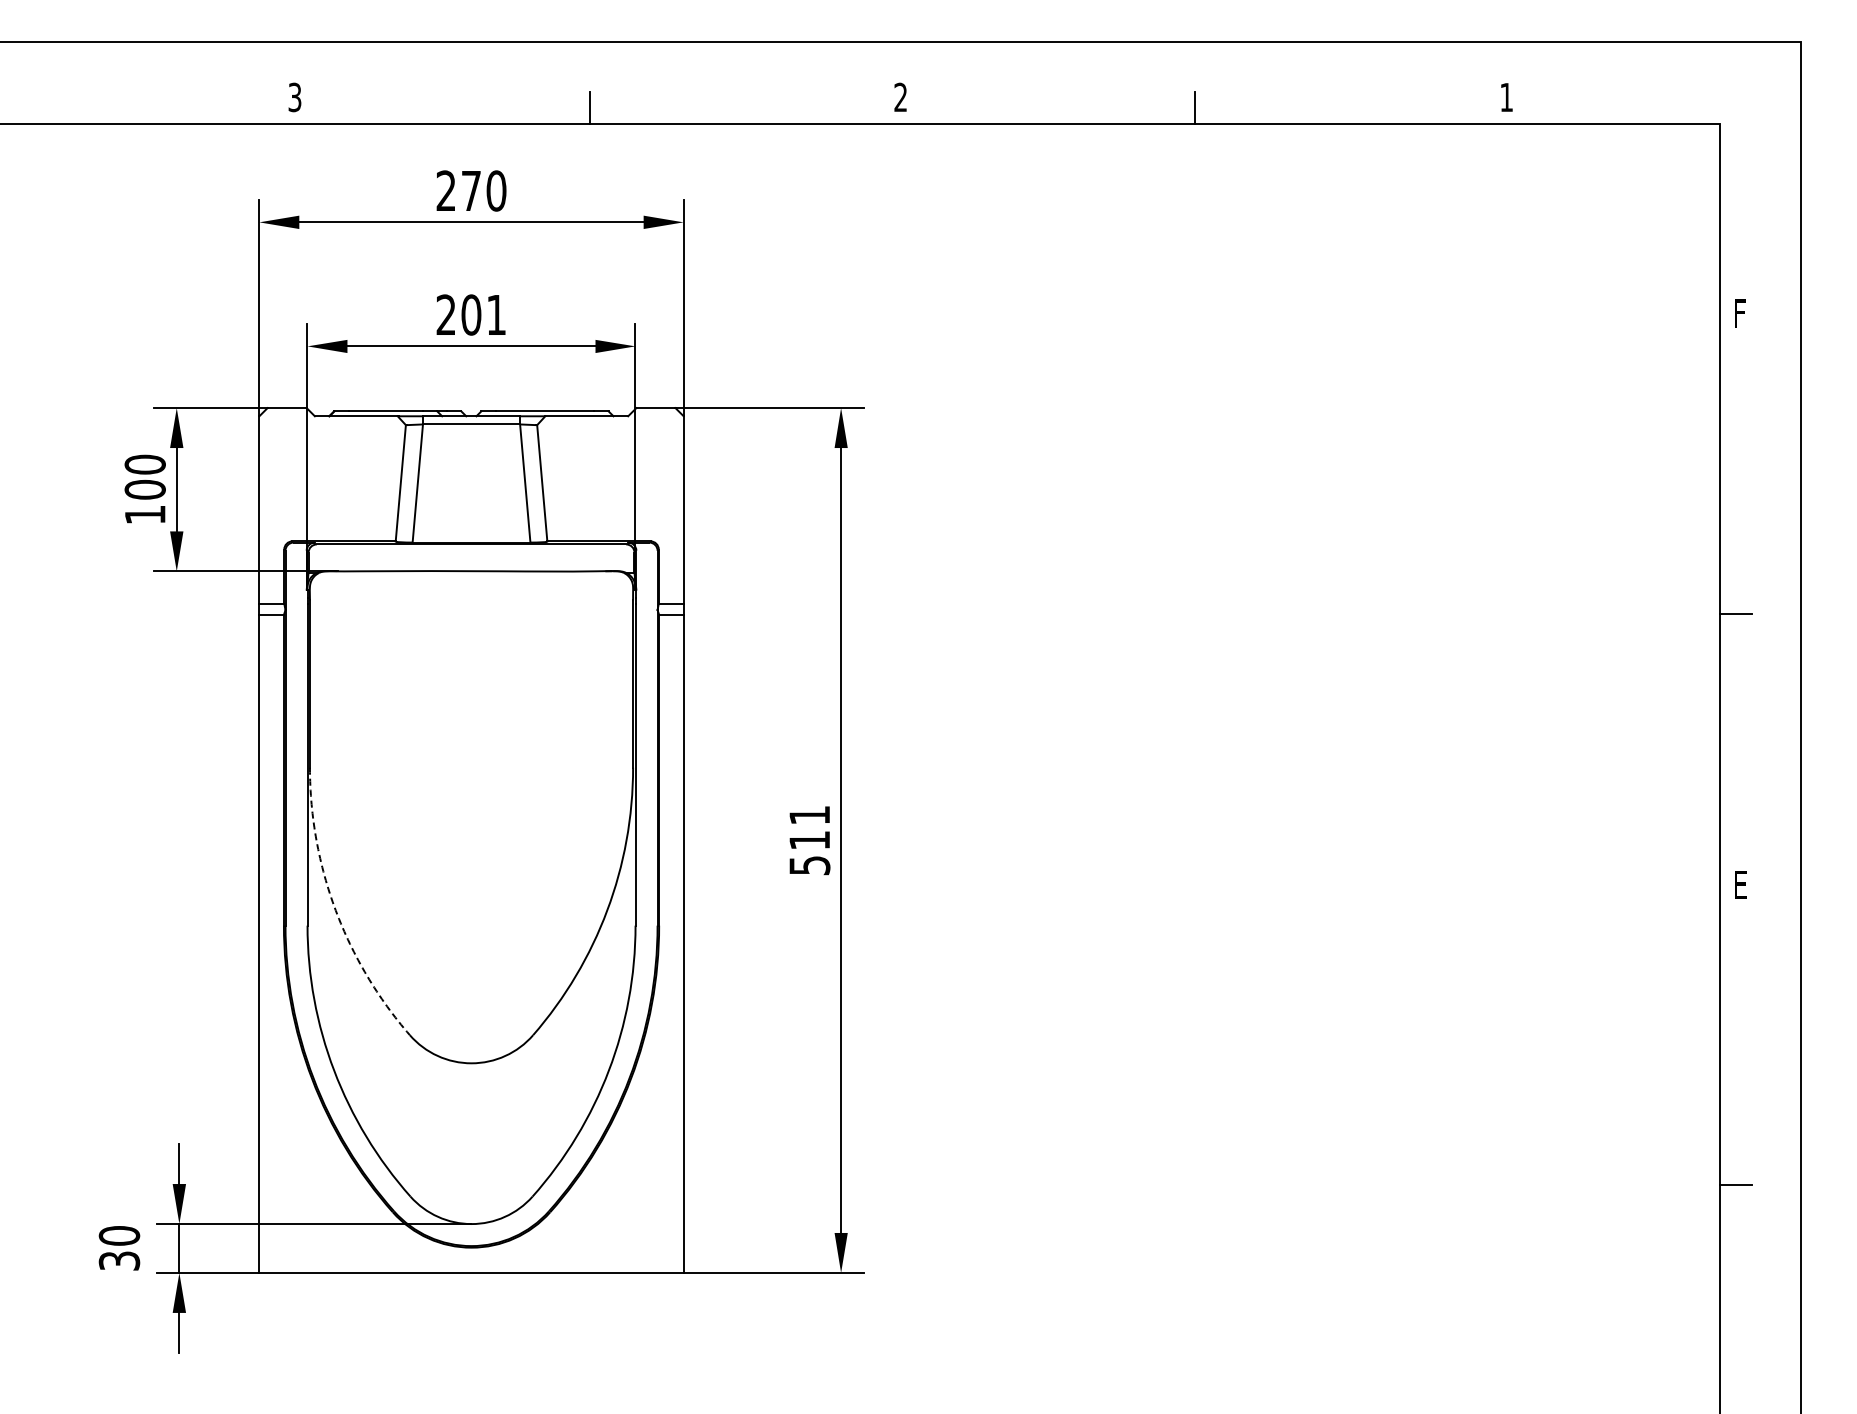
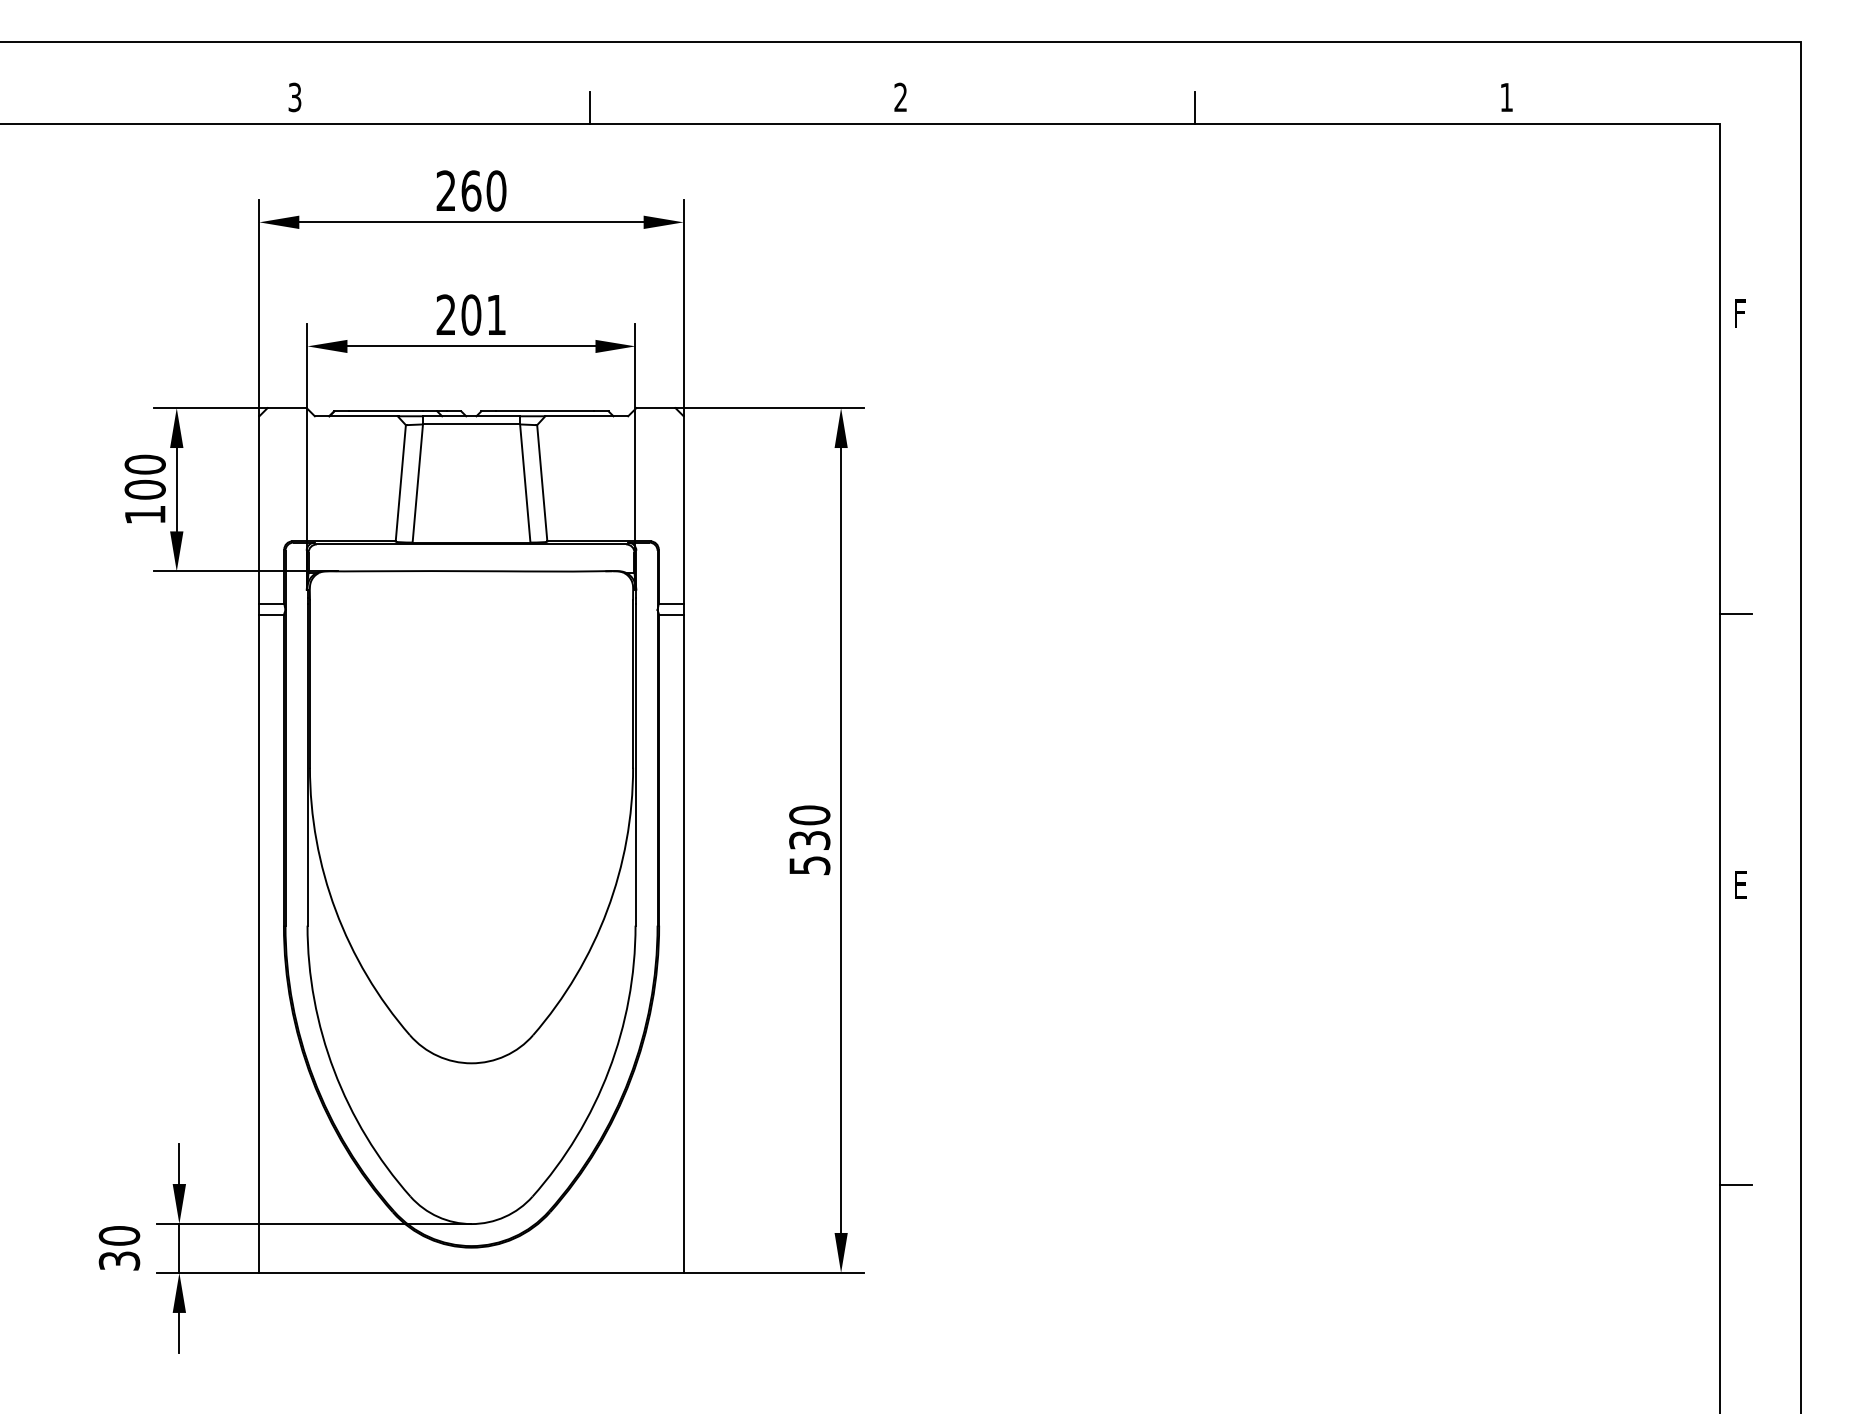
text: 270 -> 260 (471, 190)
text: 511 -> 530 (809, 827)
arc: dashed -> solid (335, 910)
